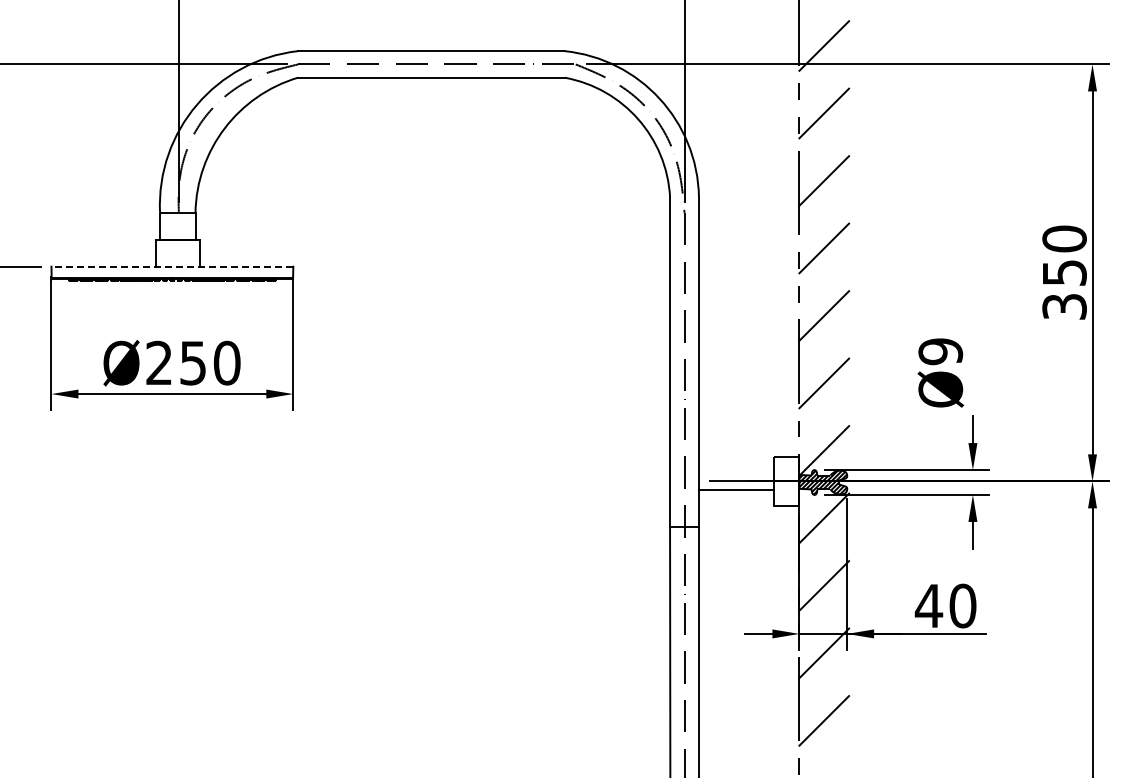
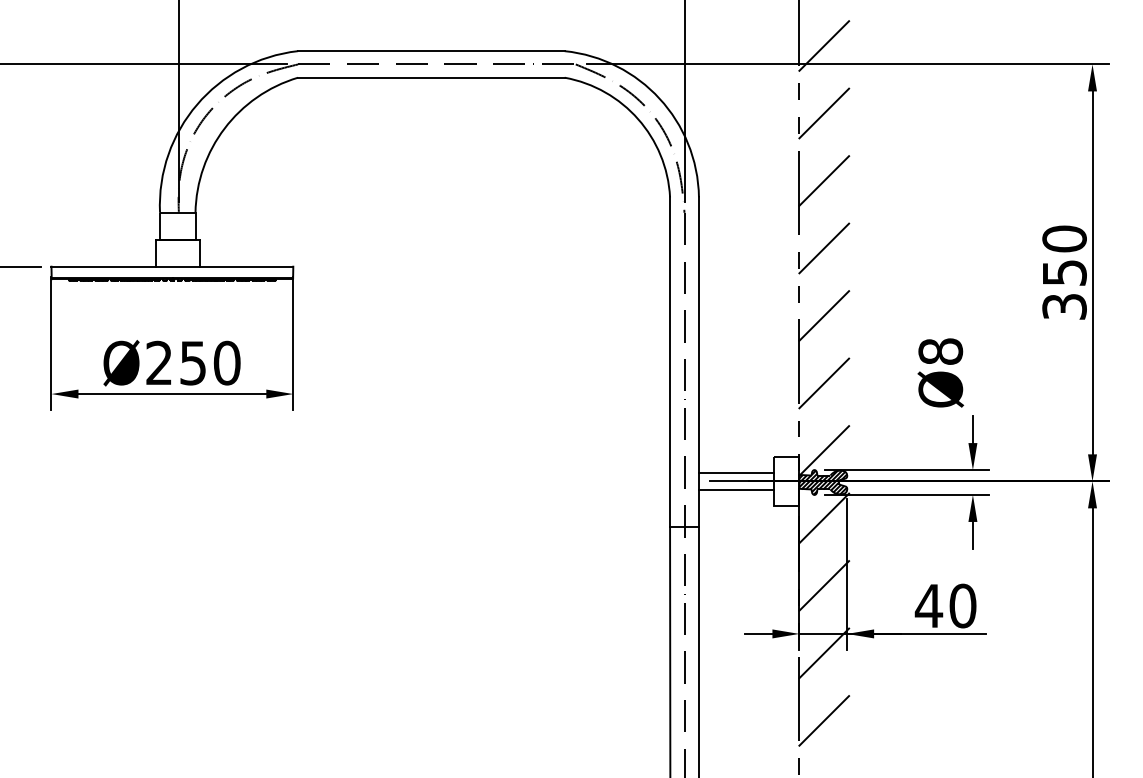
line: dashed -> solid (172, 266)
text: Ø9 -> Ø8 (940, 351)
line: none -> present (735, 472)
